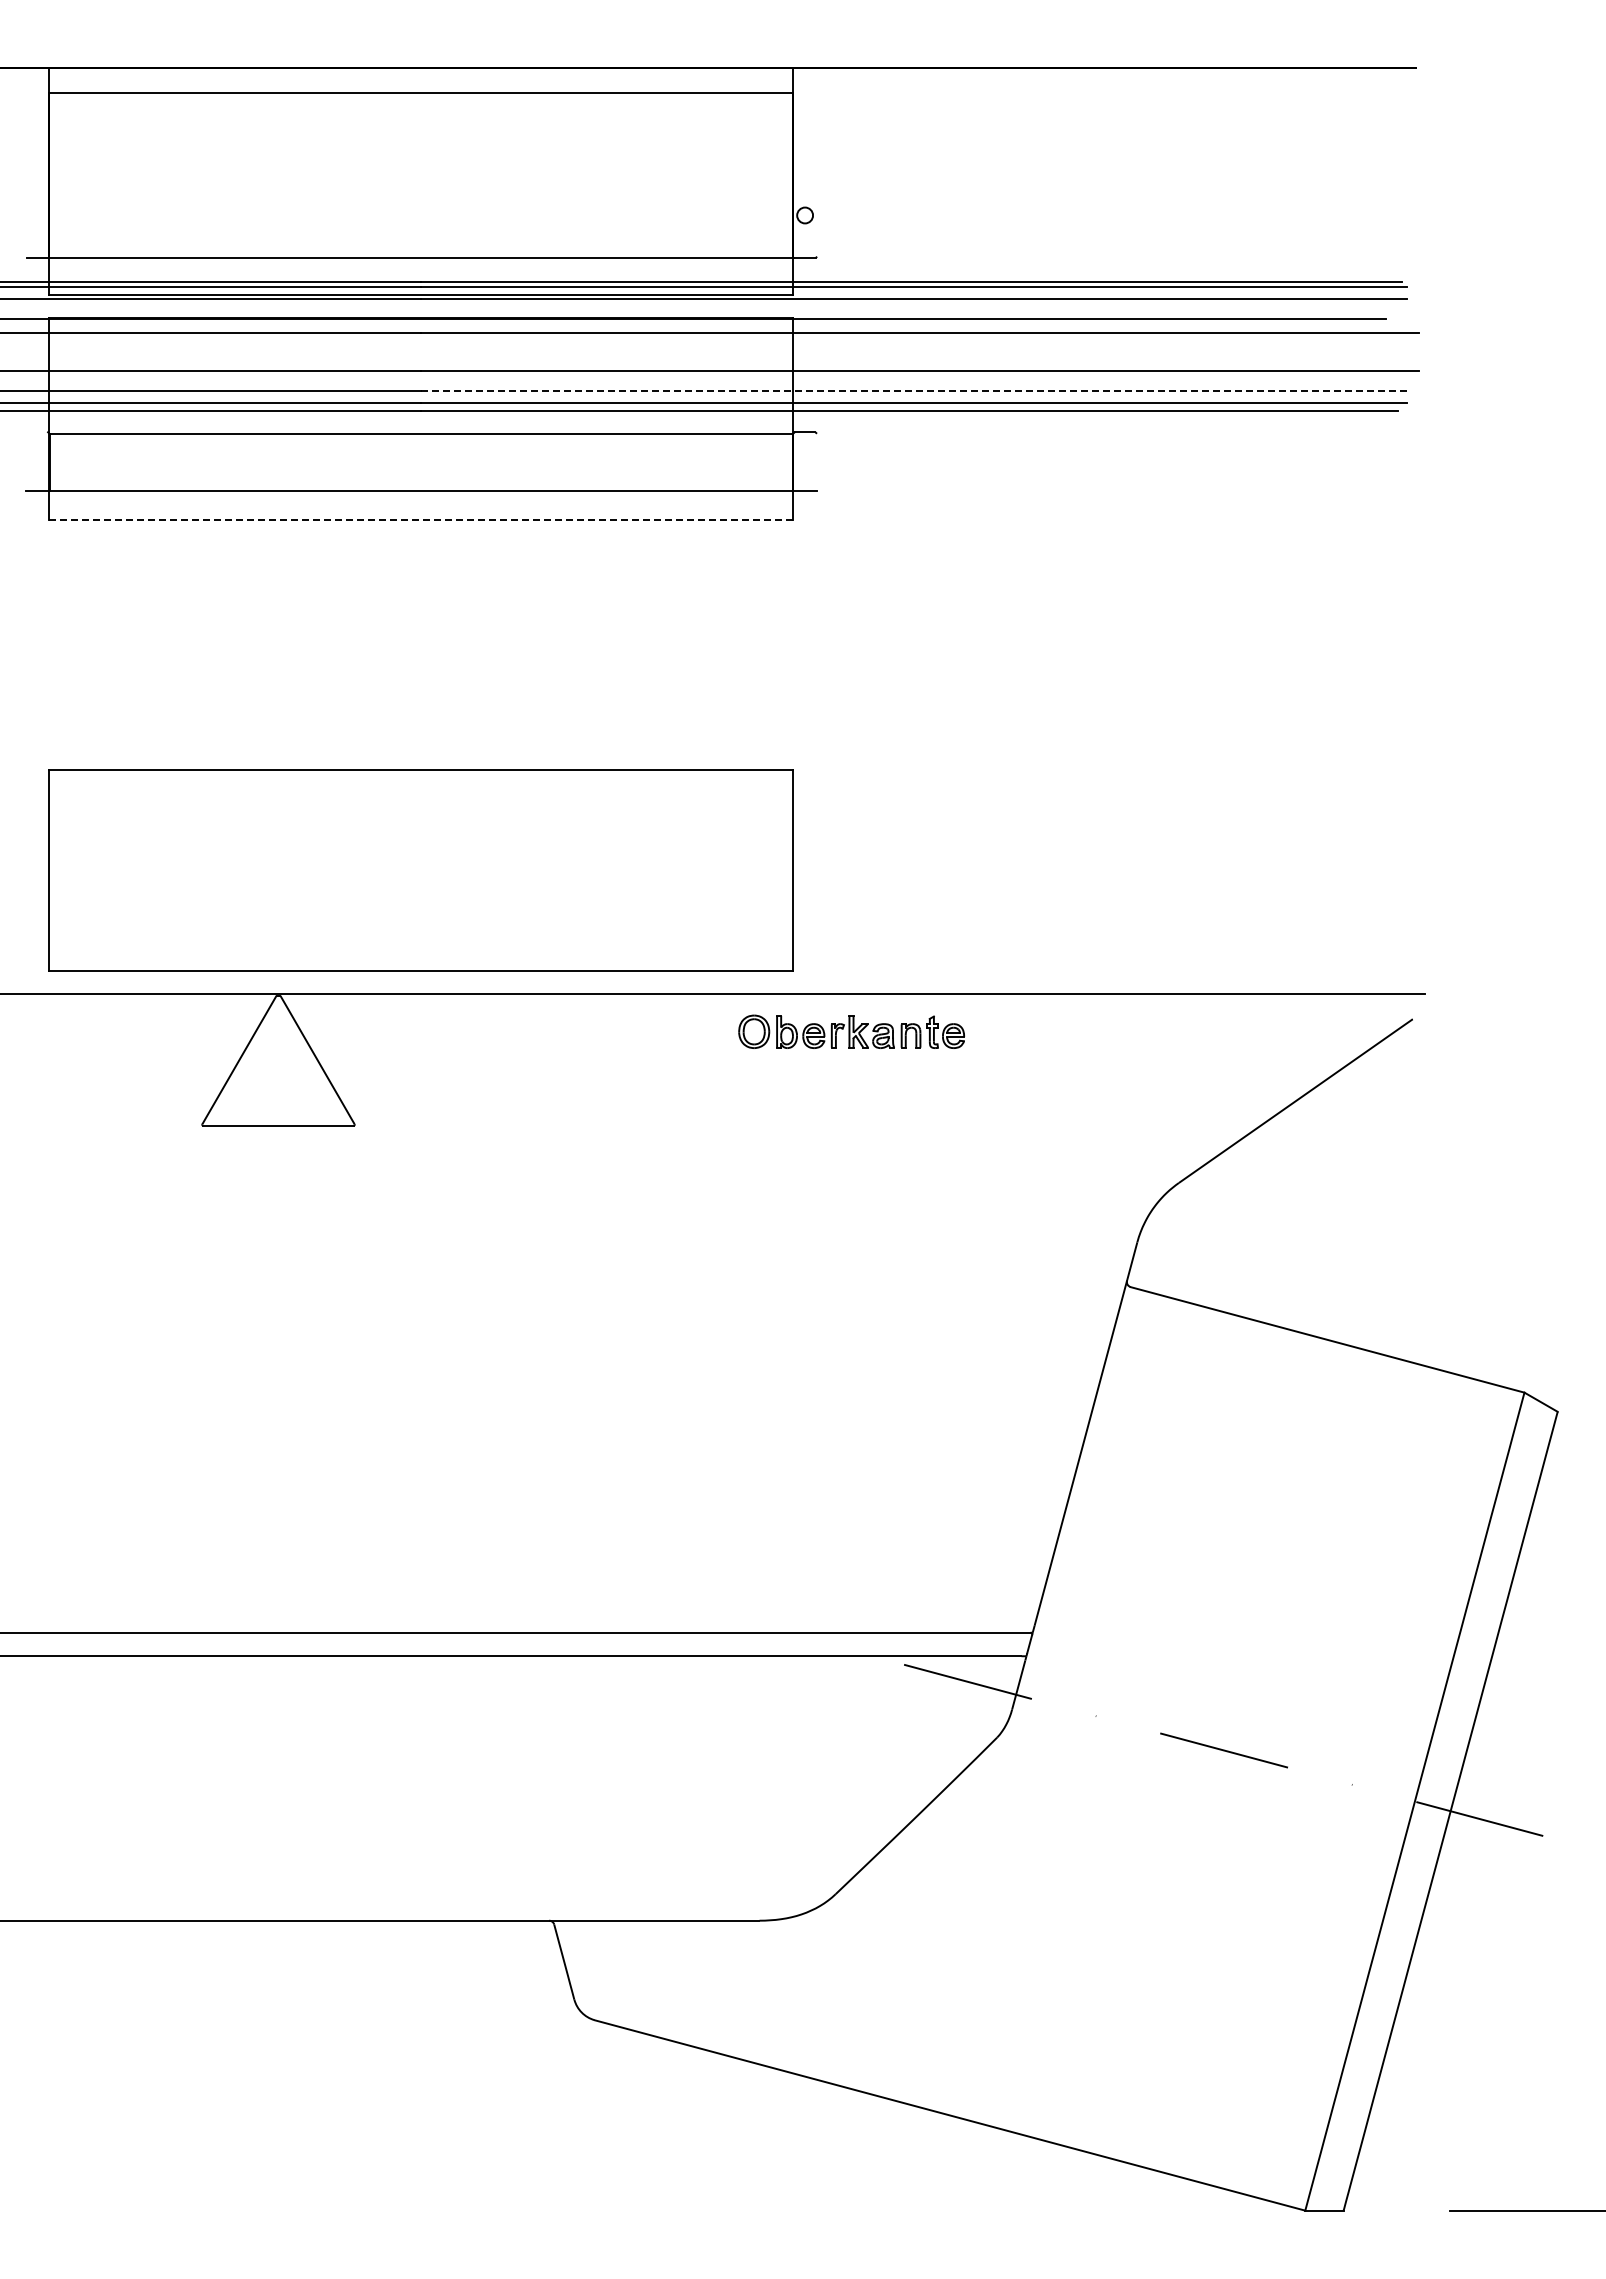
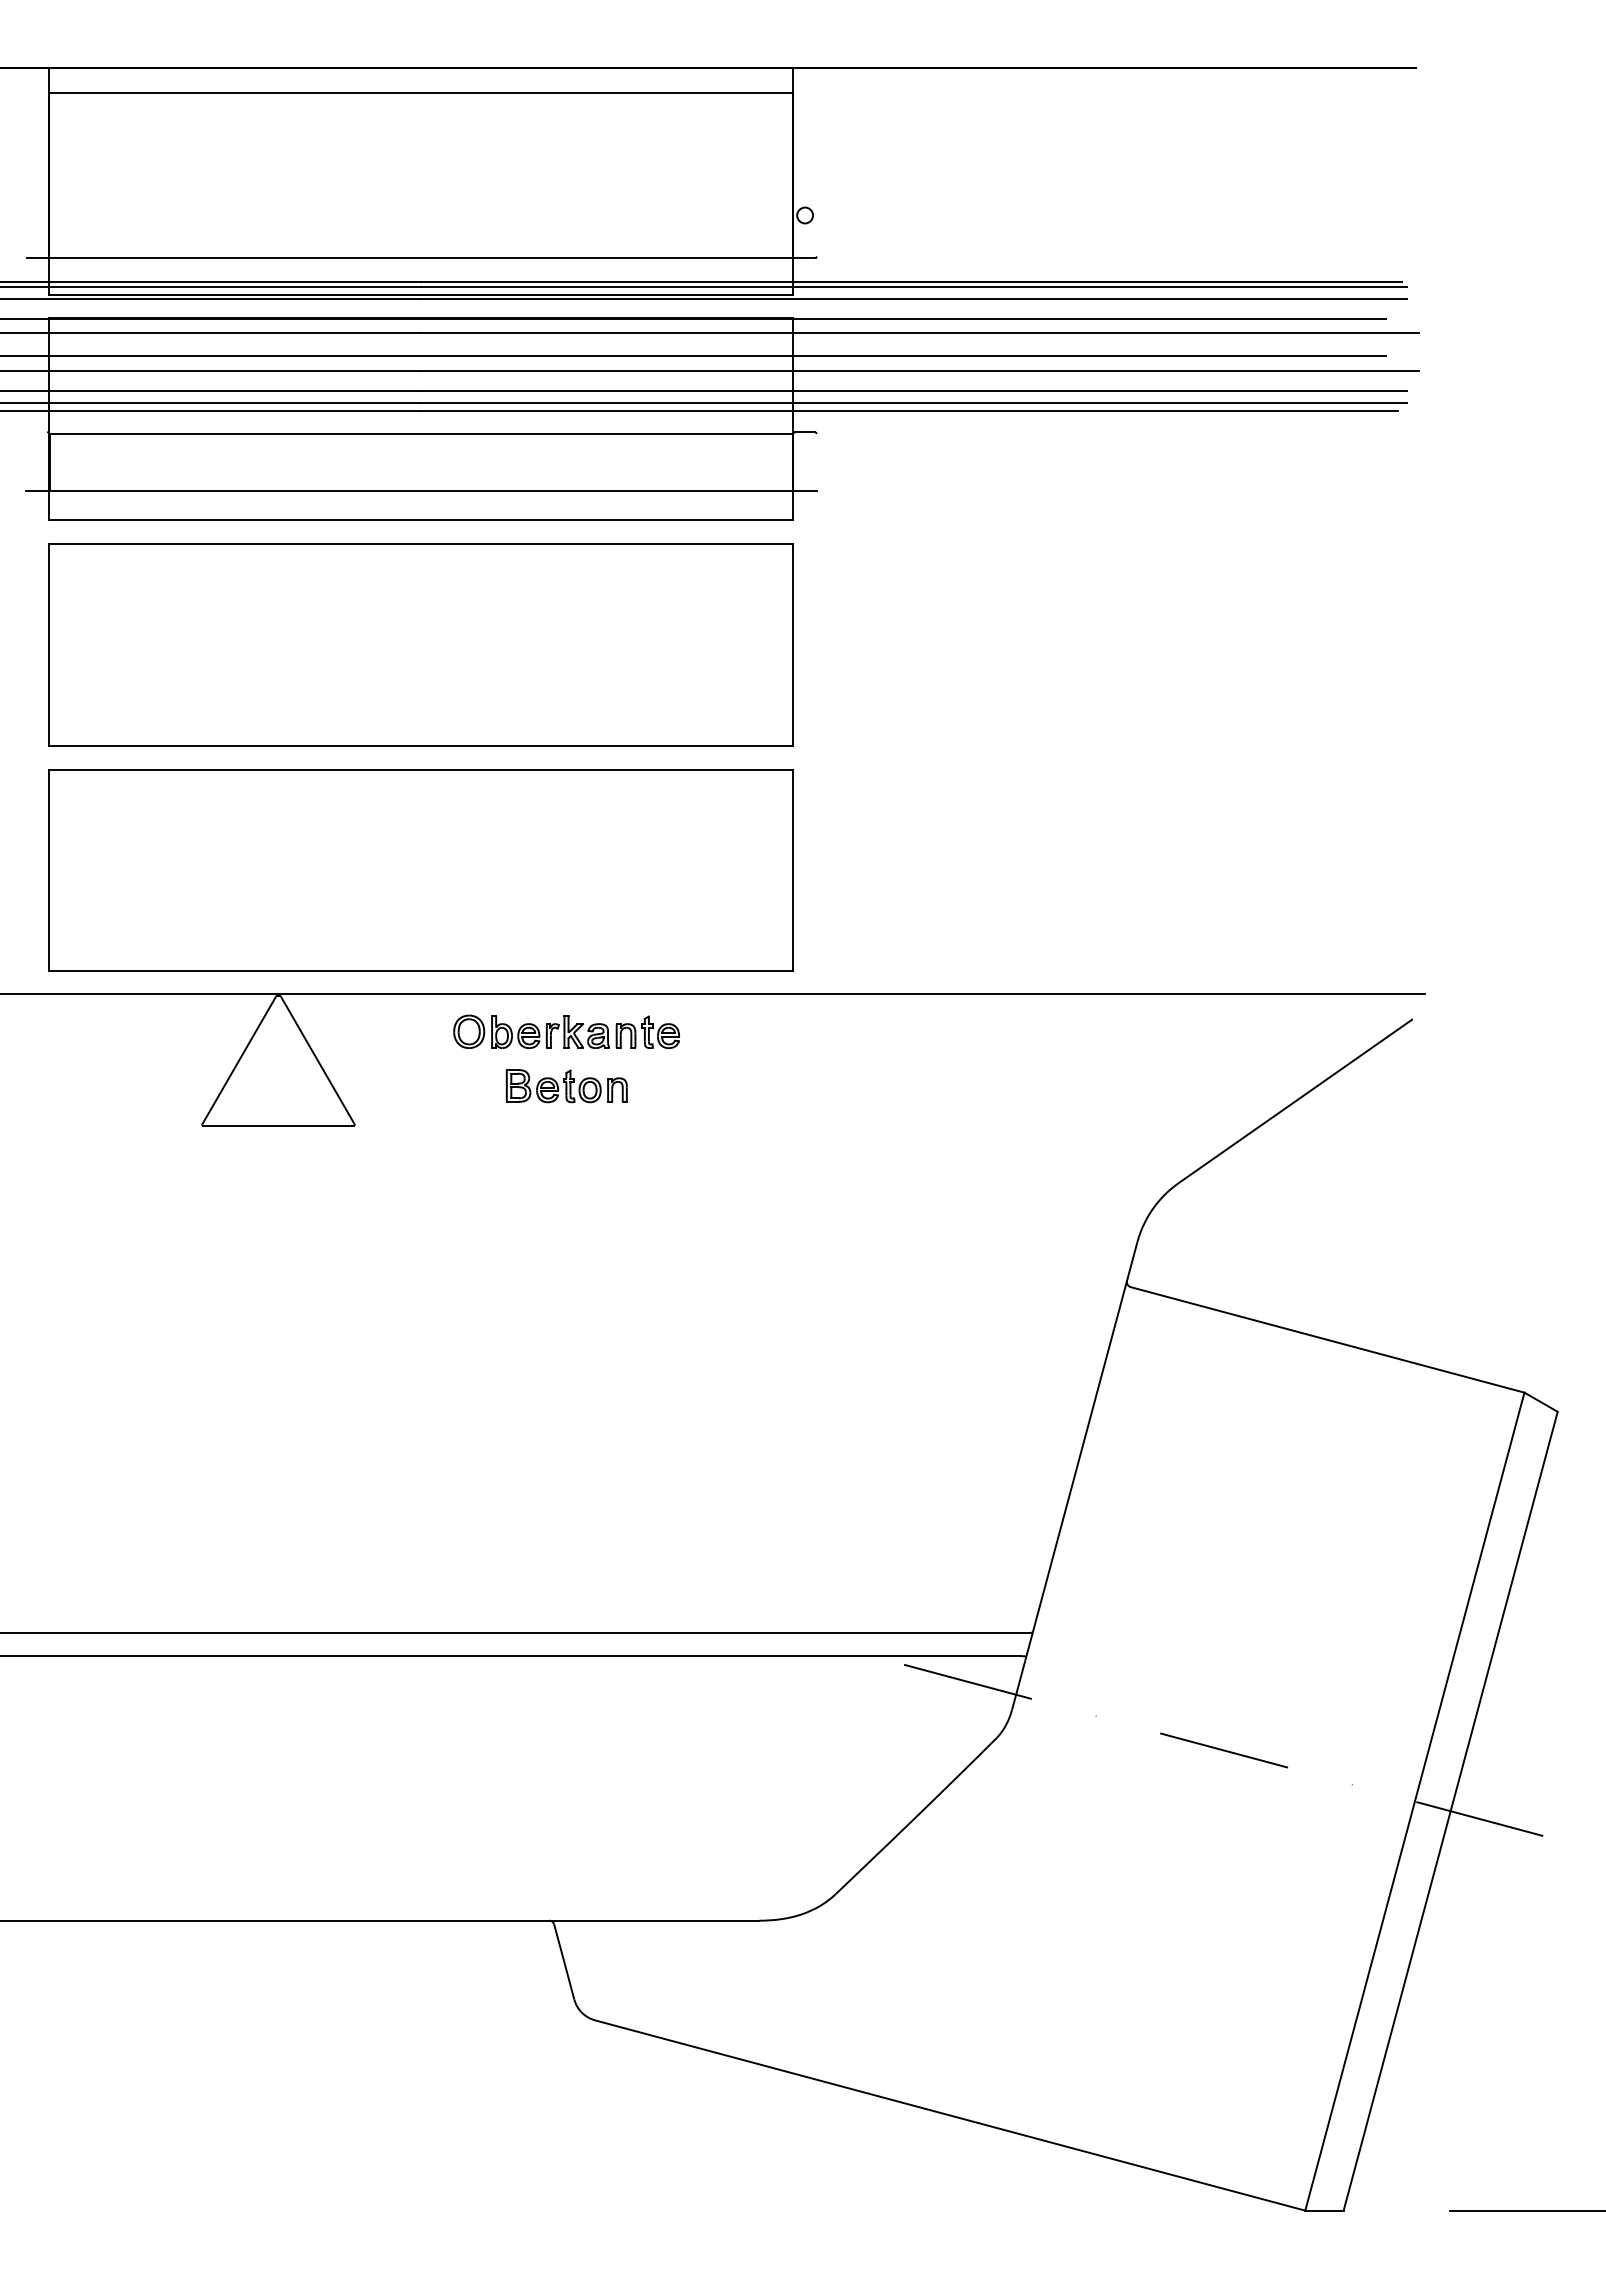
line: none -> present (694, 356)
line: dashed -> solid (914, 391)
line: dashed -> solid (420, 520)
part: none -> present (420, 644)
part position: (851, 1031) -> (566, 1031) (566, 1031)
part: none -> present (566, 1086)
